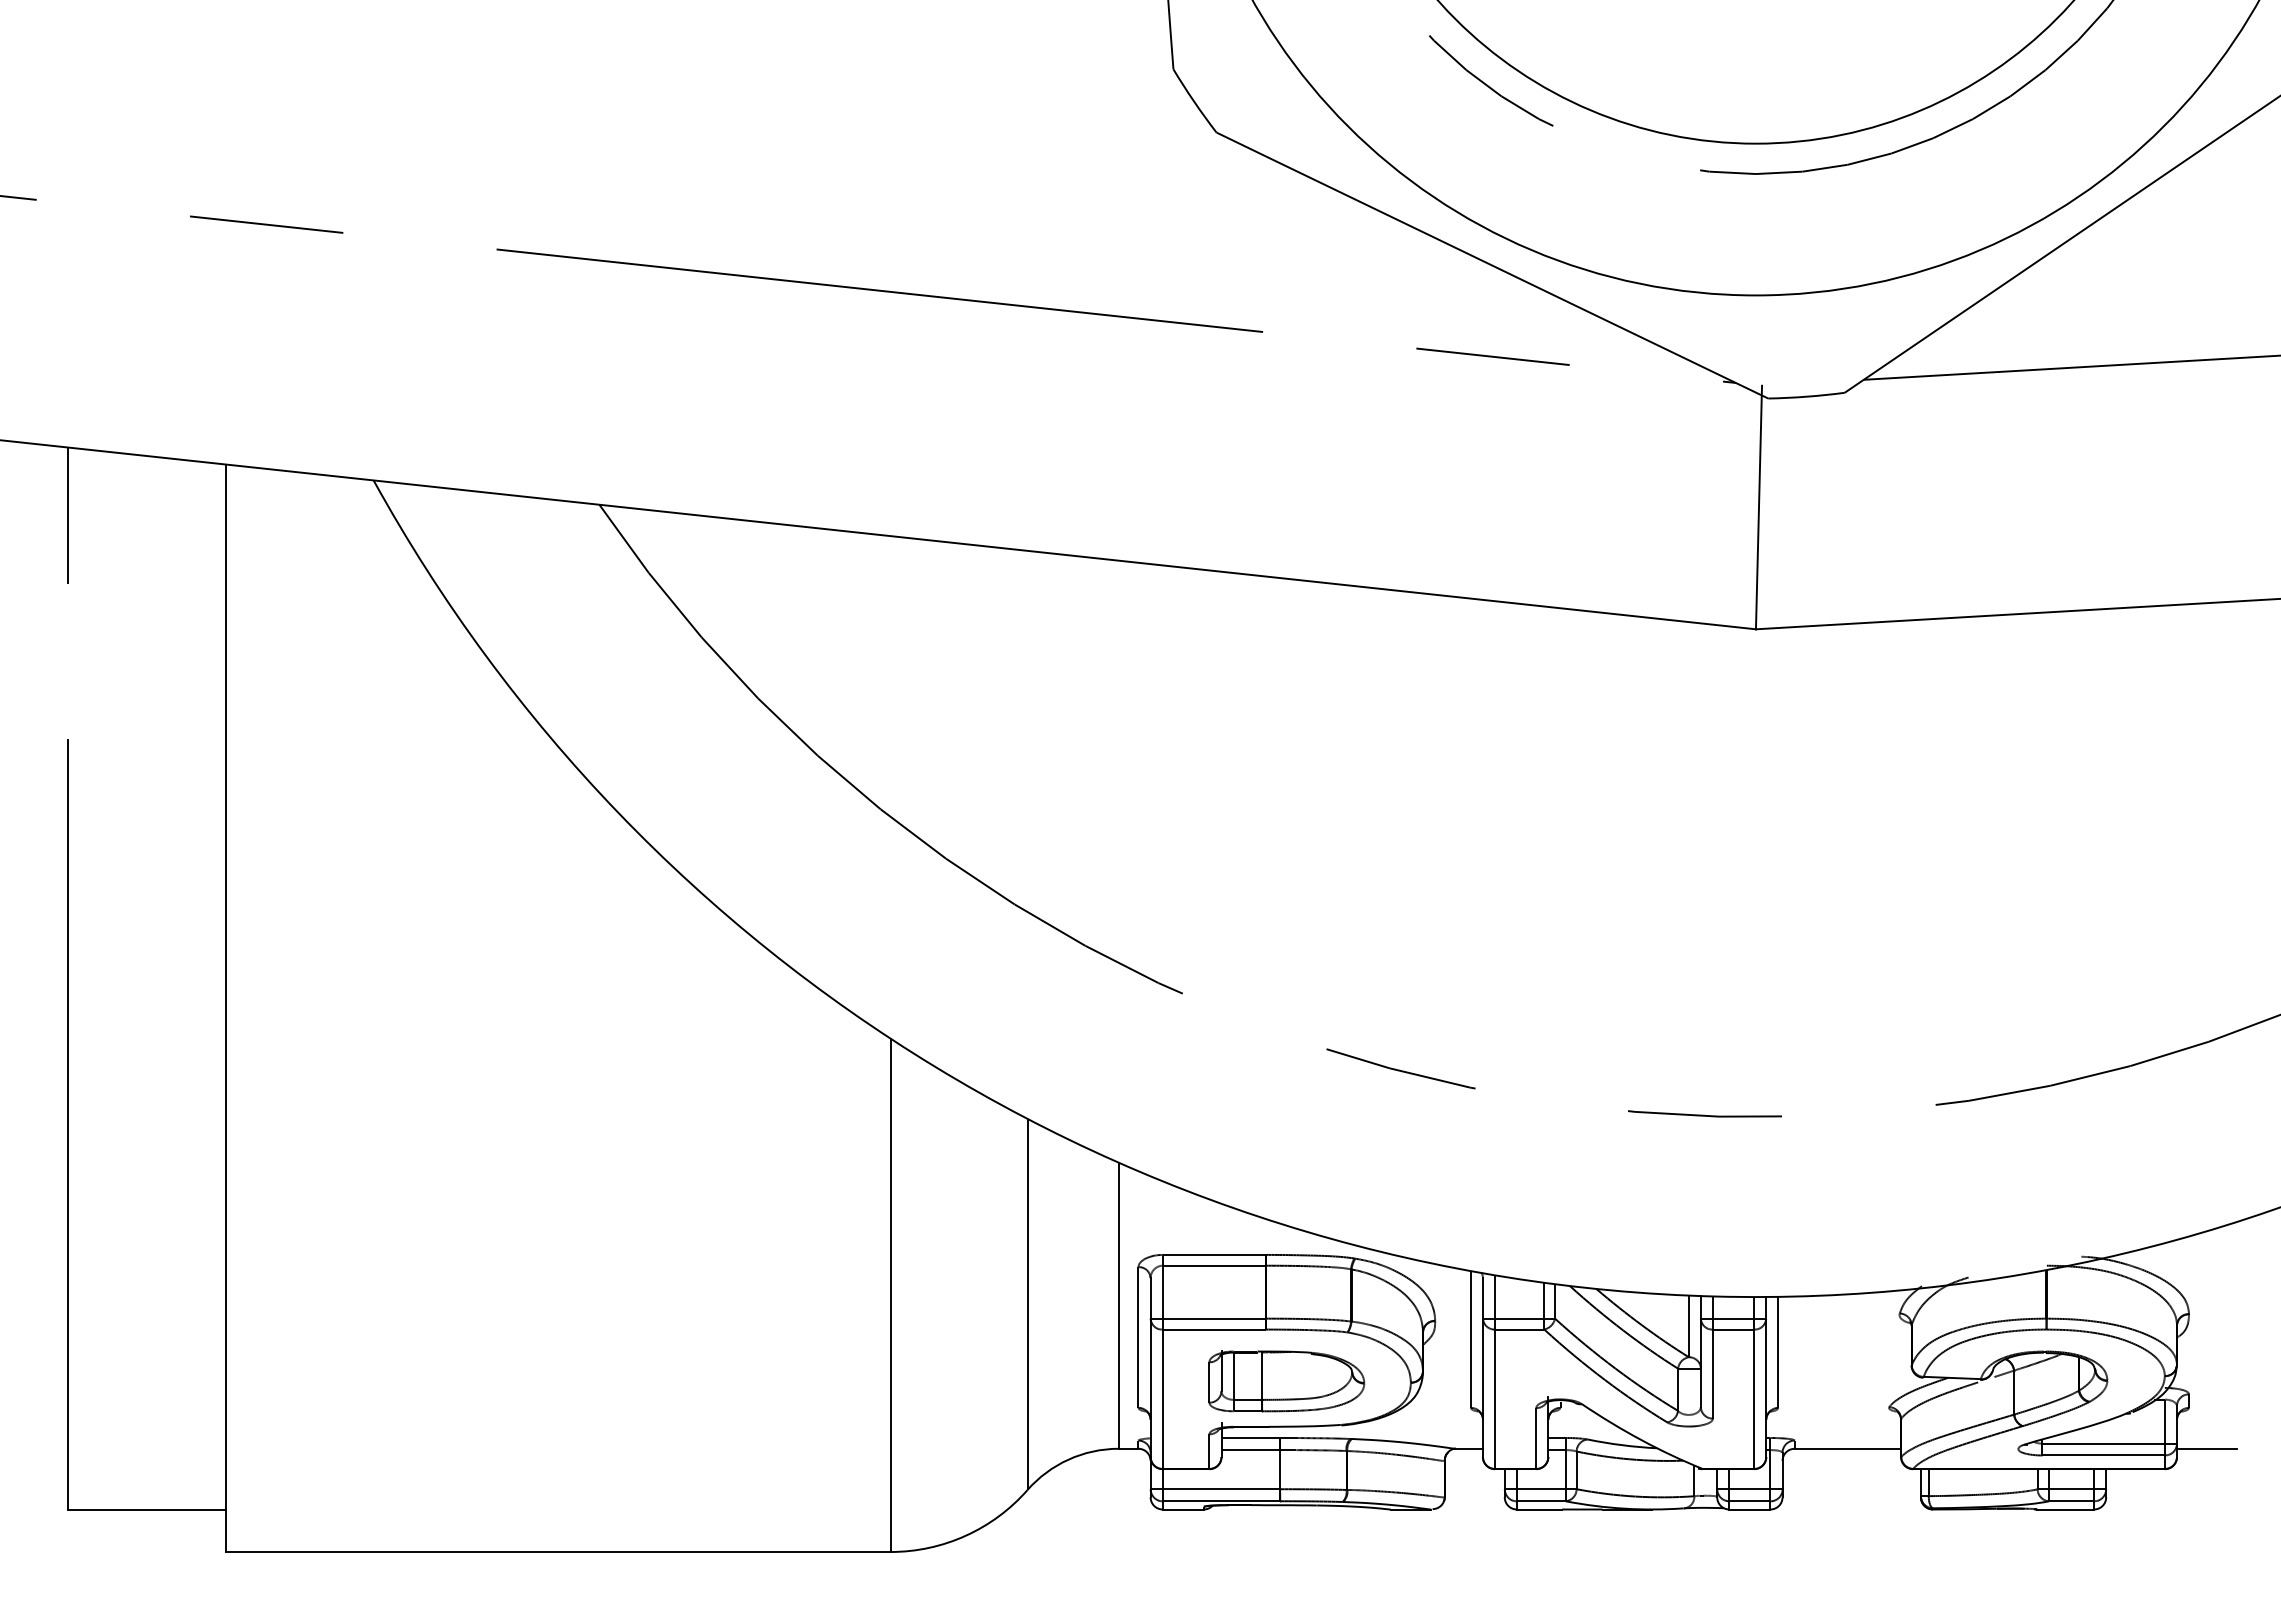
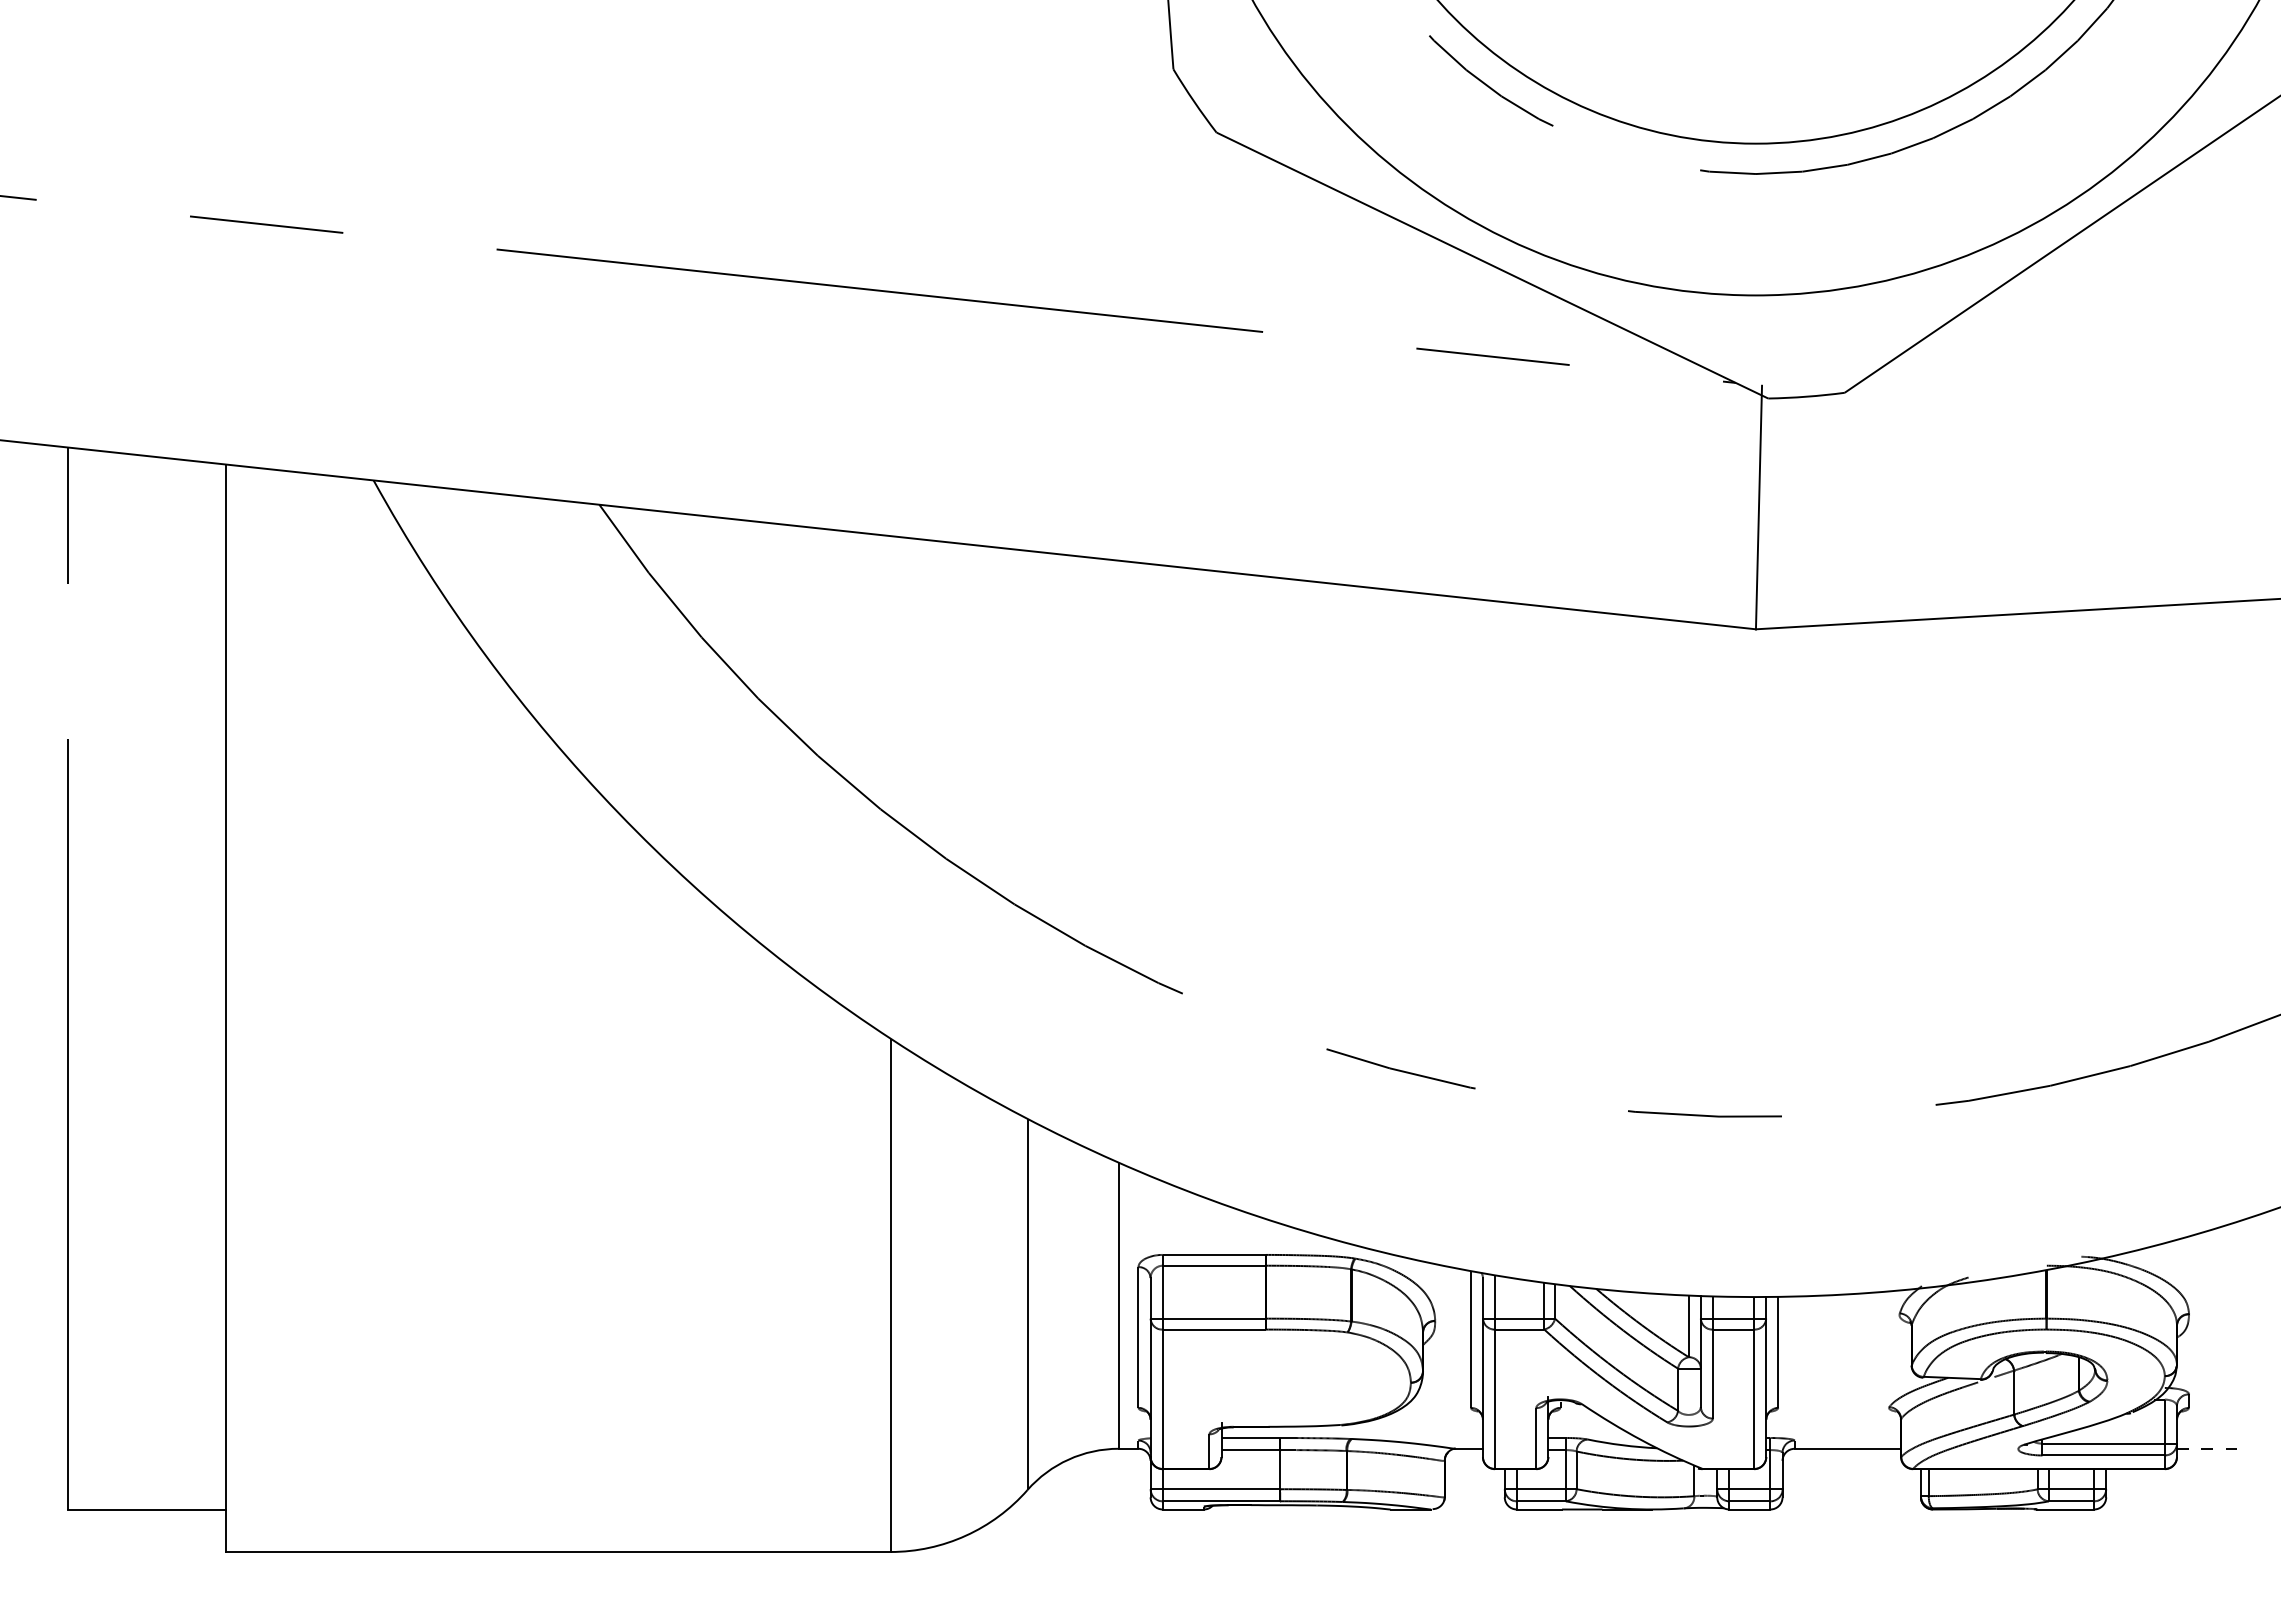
line: present -> none (2070, 367)
part: present -> none (1286, 1381)
line: solid -> dashed (2206, 1448)
